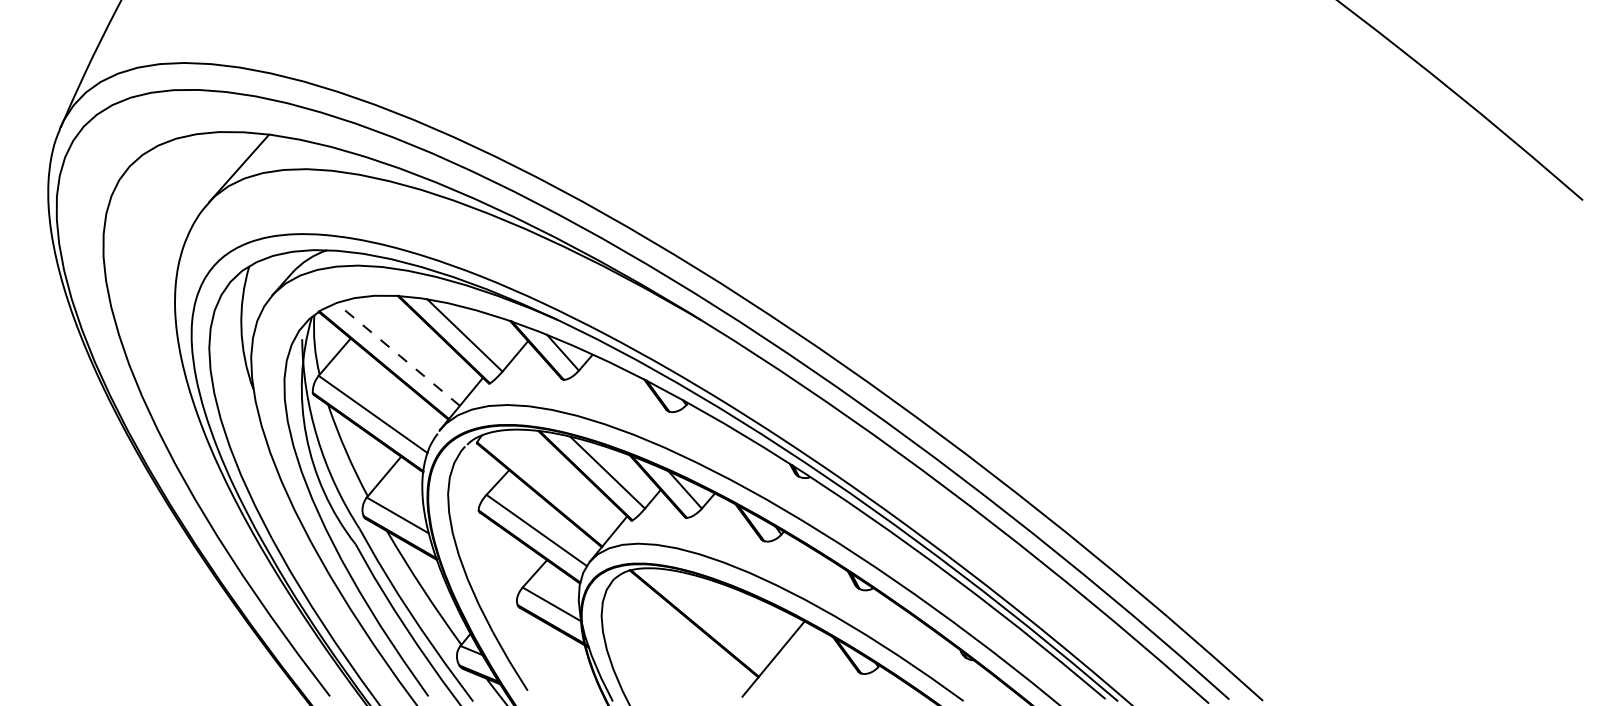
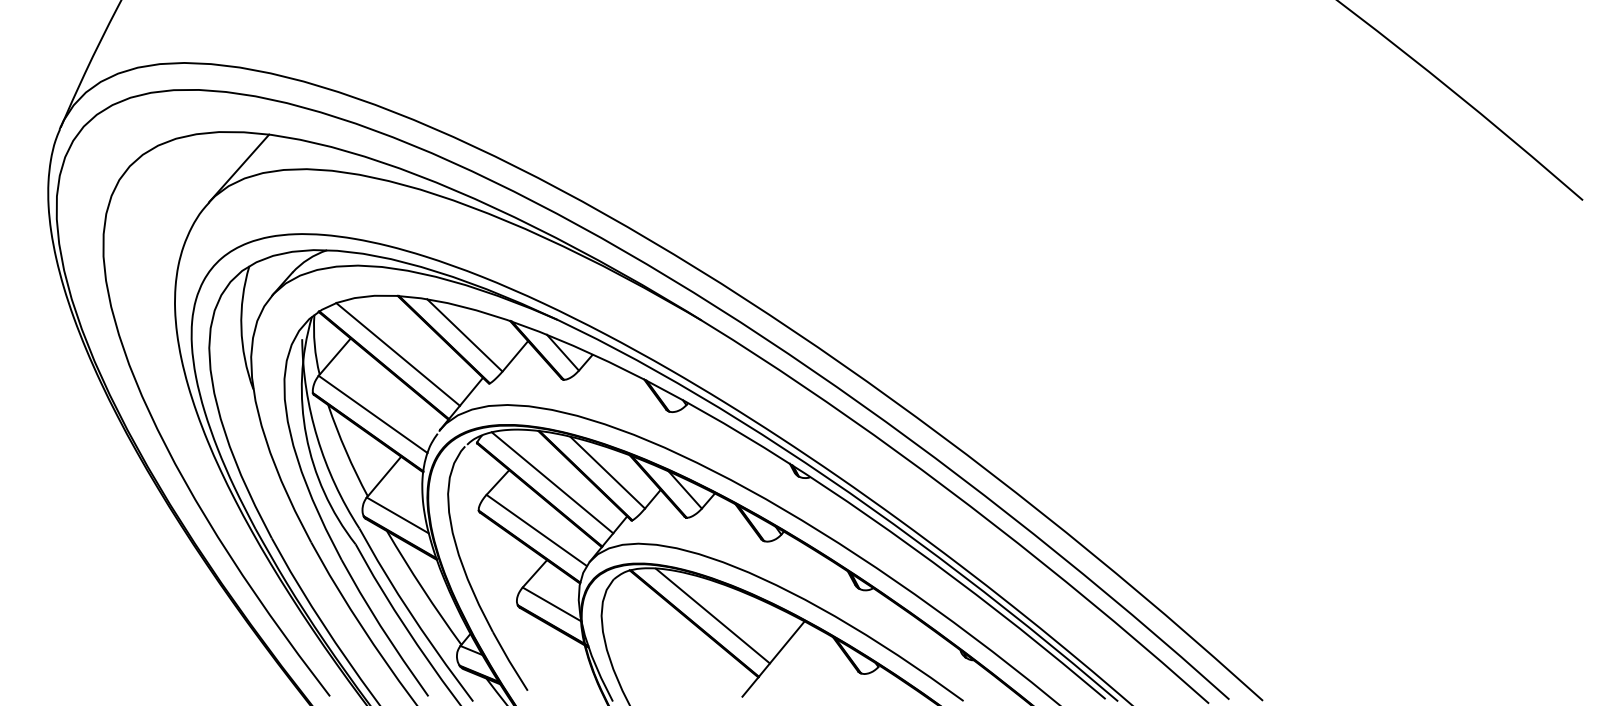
line: dashed -> solid (397, 354)
line: none -> present (552, 482)
line: none -> present (712, 615)
